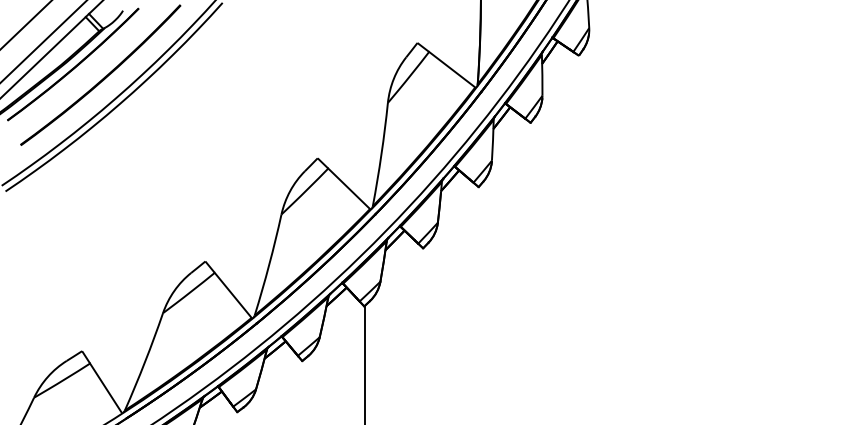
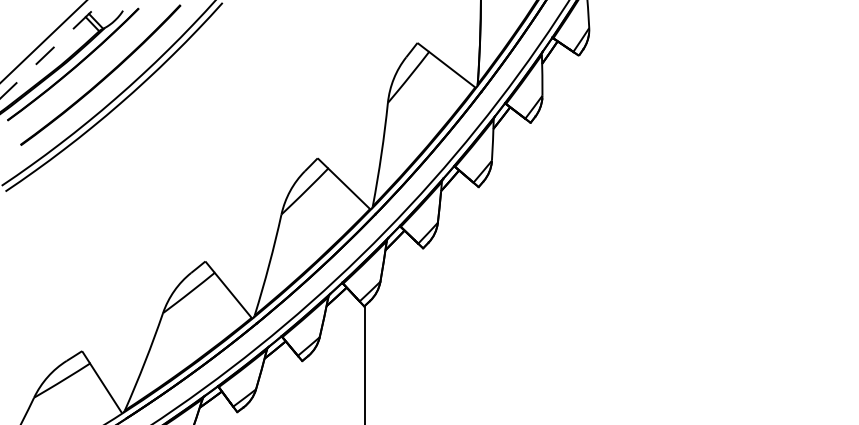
line: present -> none (25, 24)
line: solid -> dashed (52, 49)
